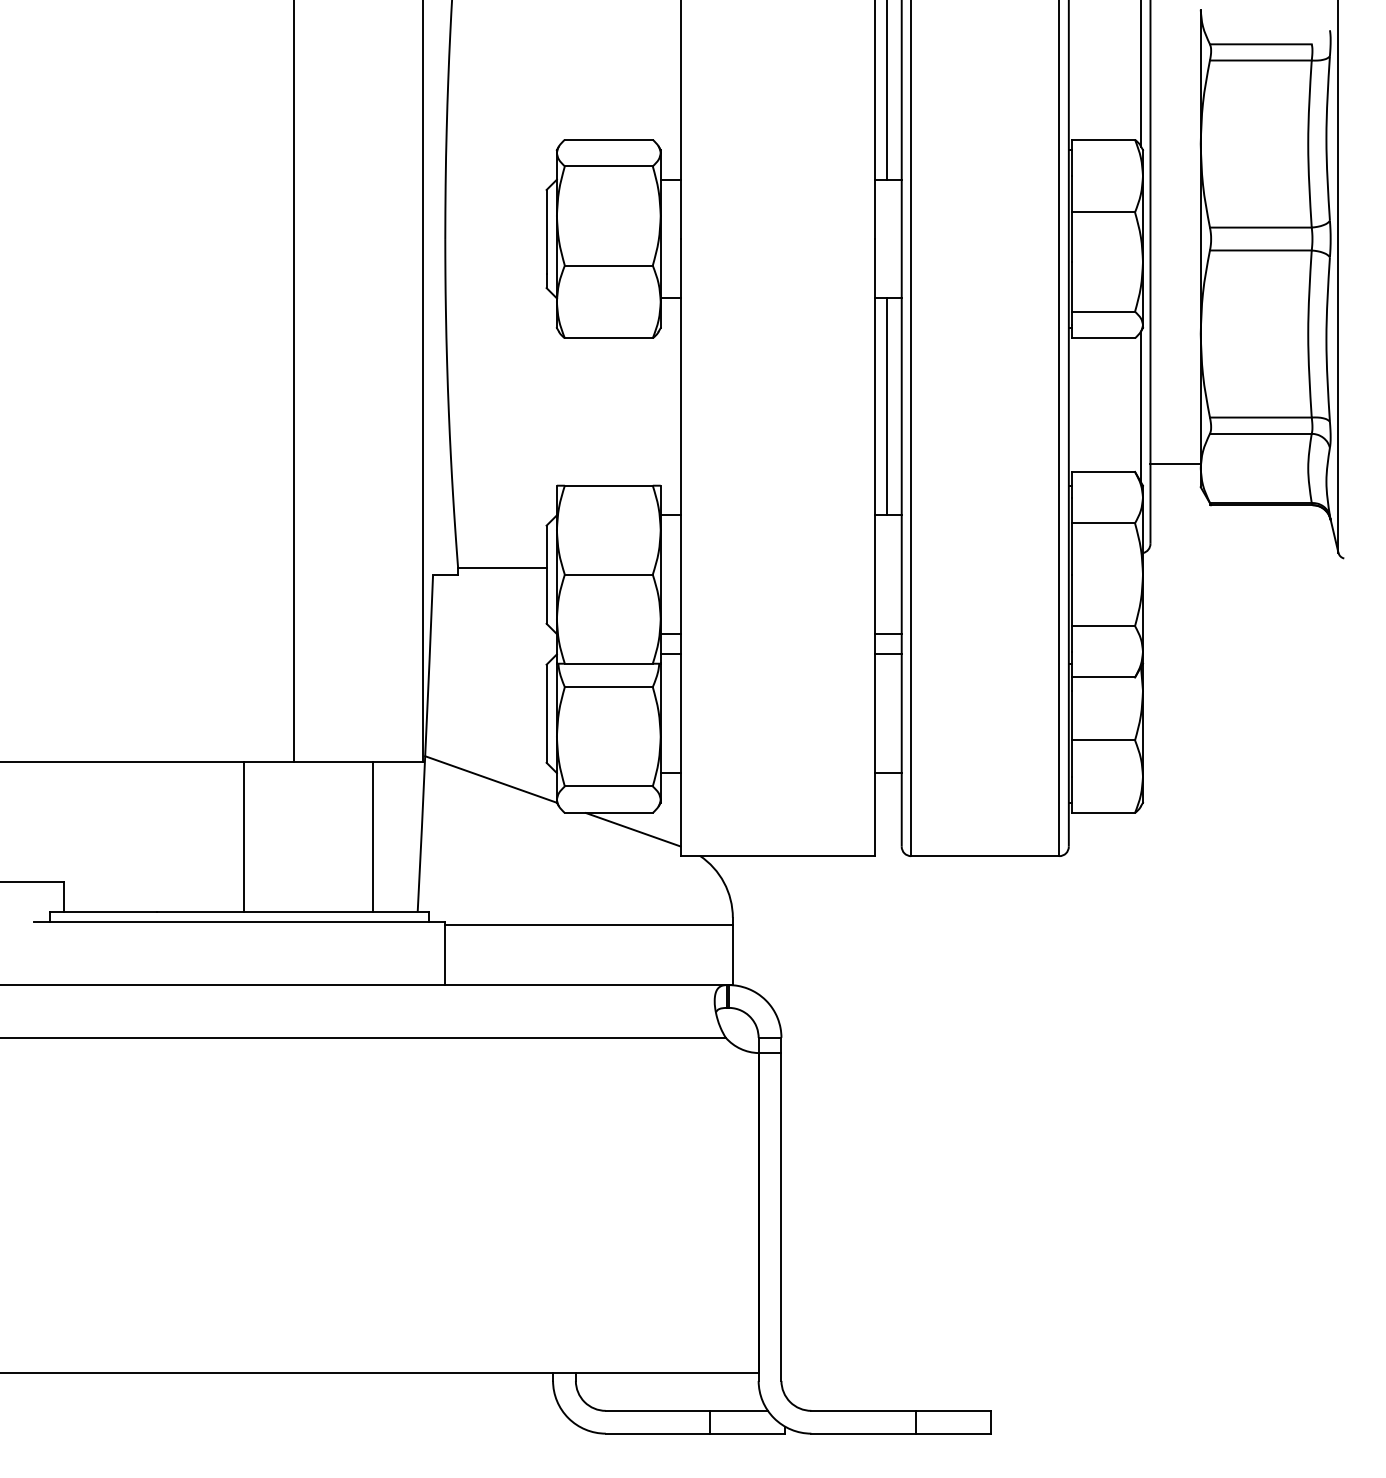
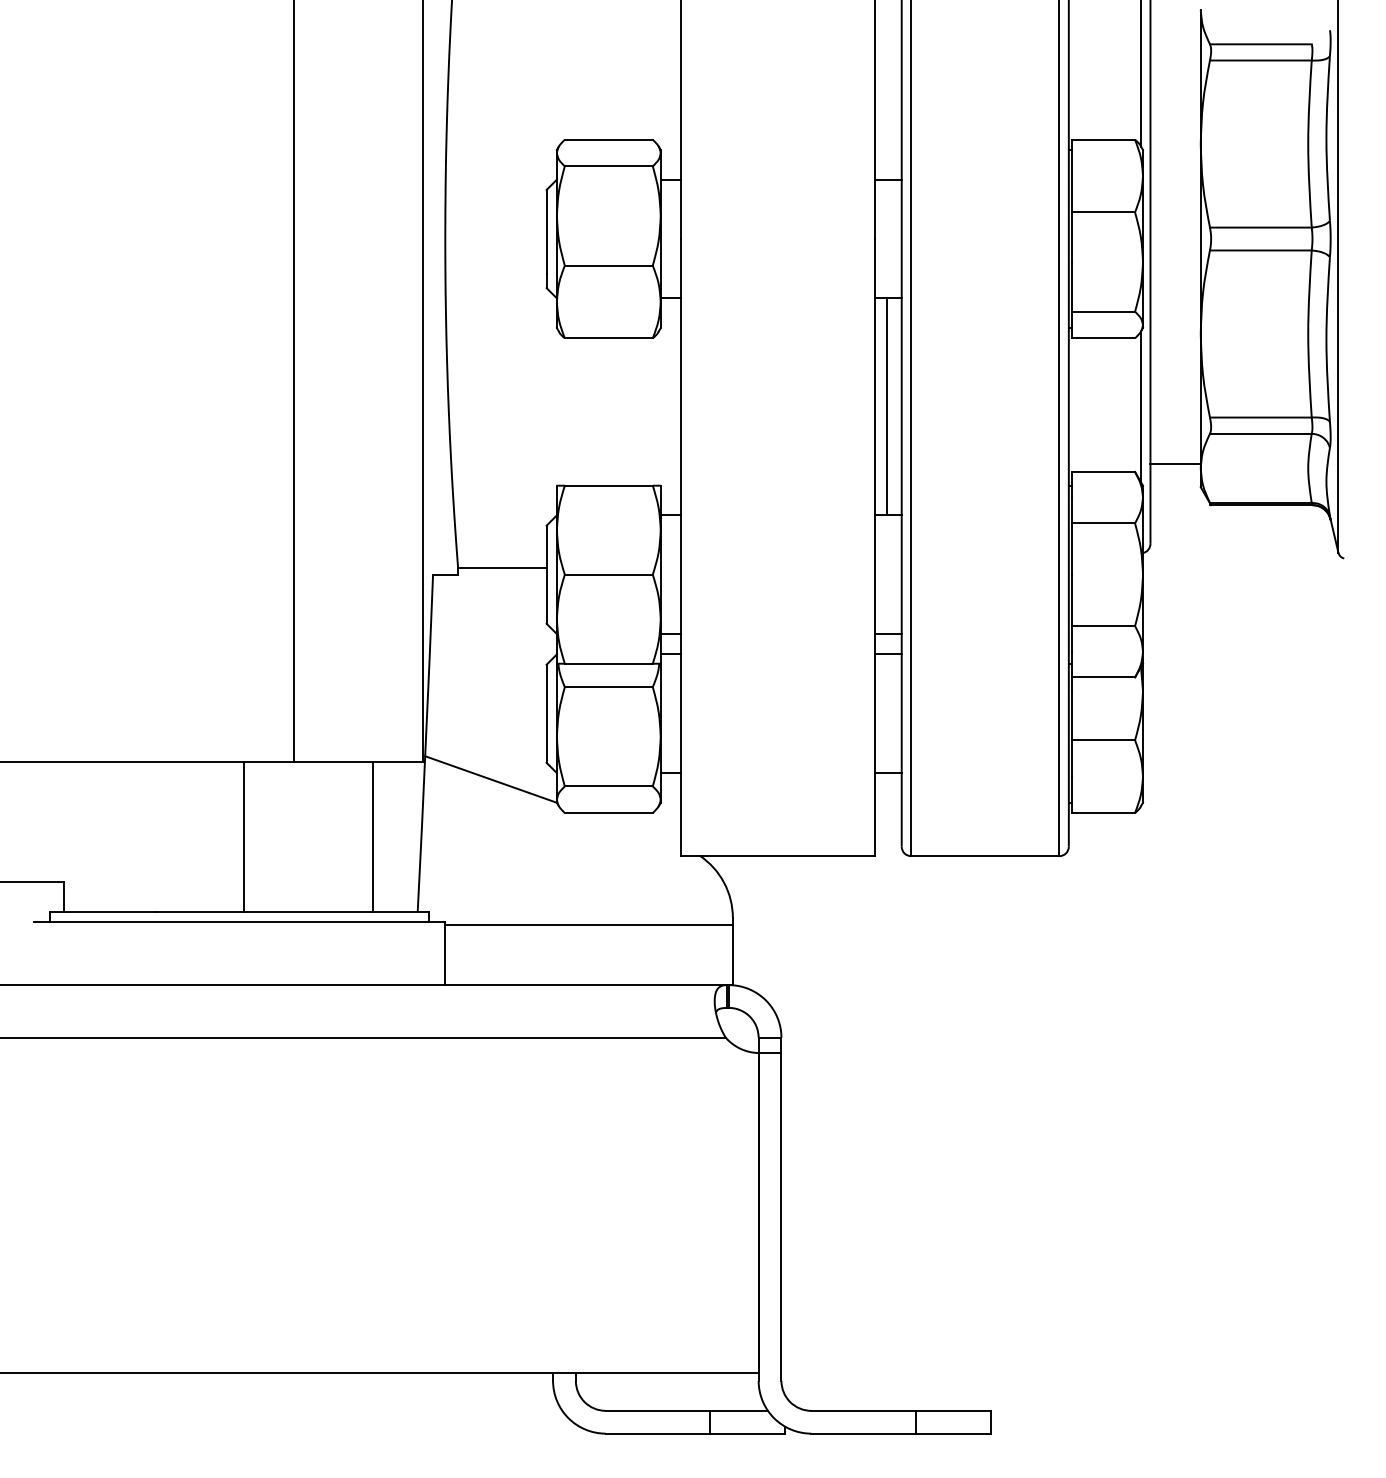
line: present -> none (886, 90)
line: present -> none (632, 829)
